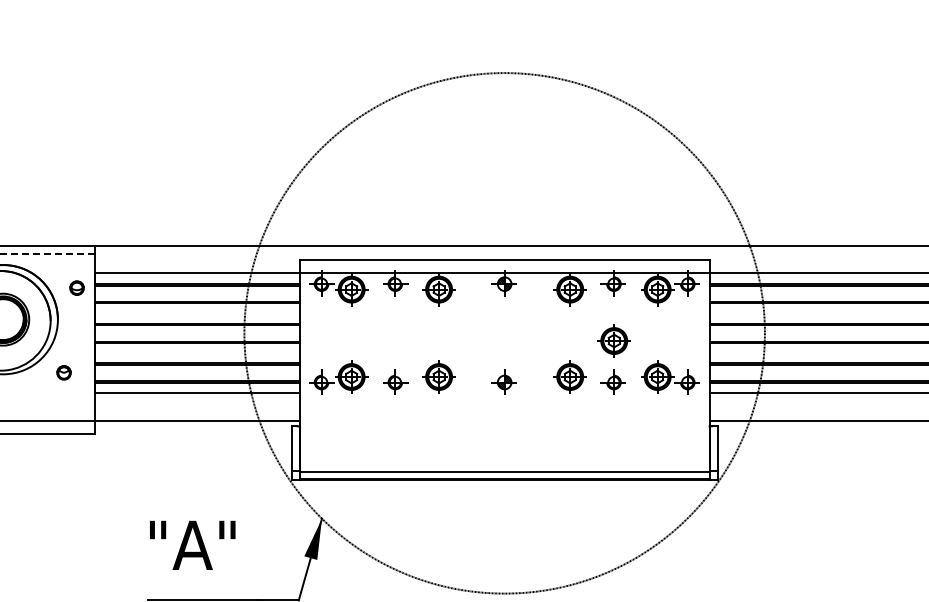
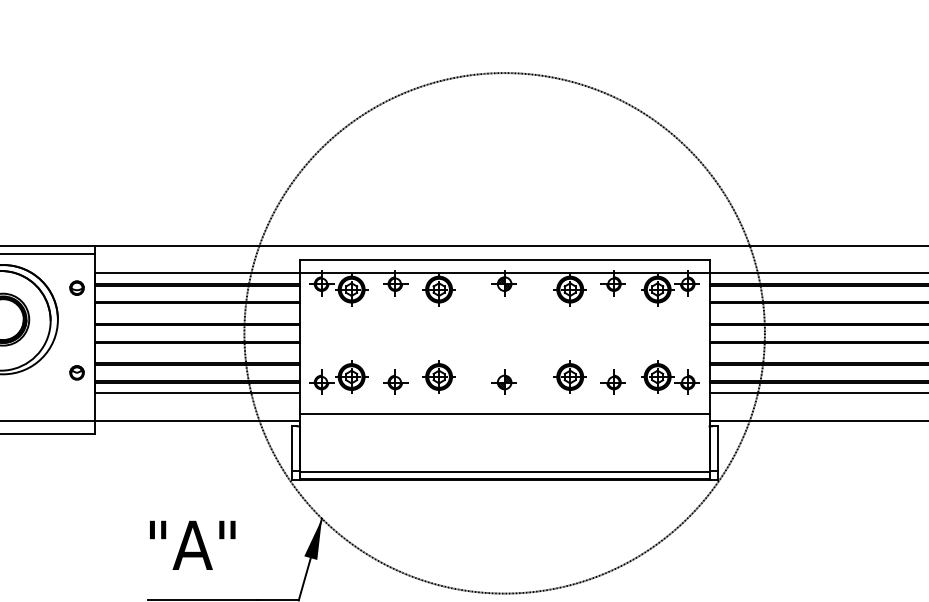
line: dashed -> solid (48, 254)
part: present -> none (613, 340)
part position: (63, 372) -> (76, 372) (76, 372)
line: none -> present (504, 413)
